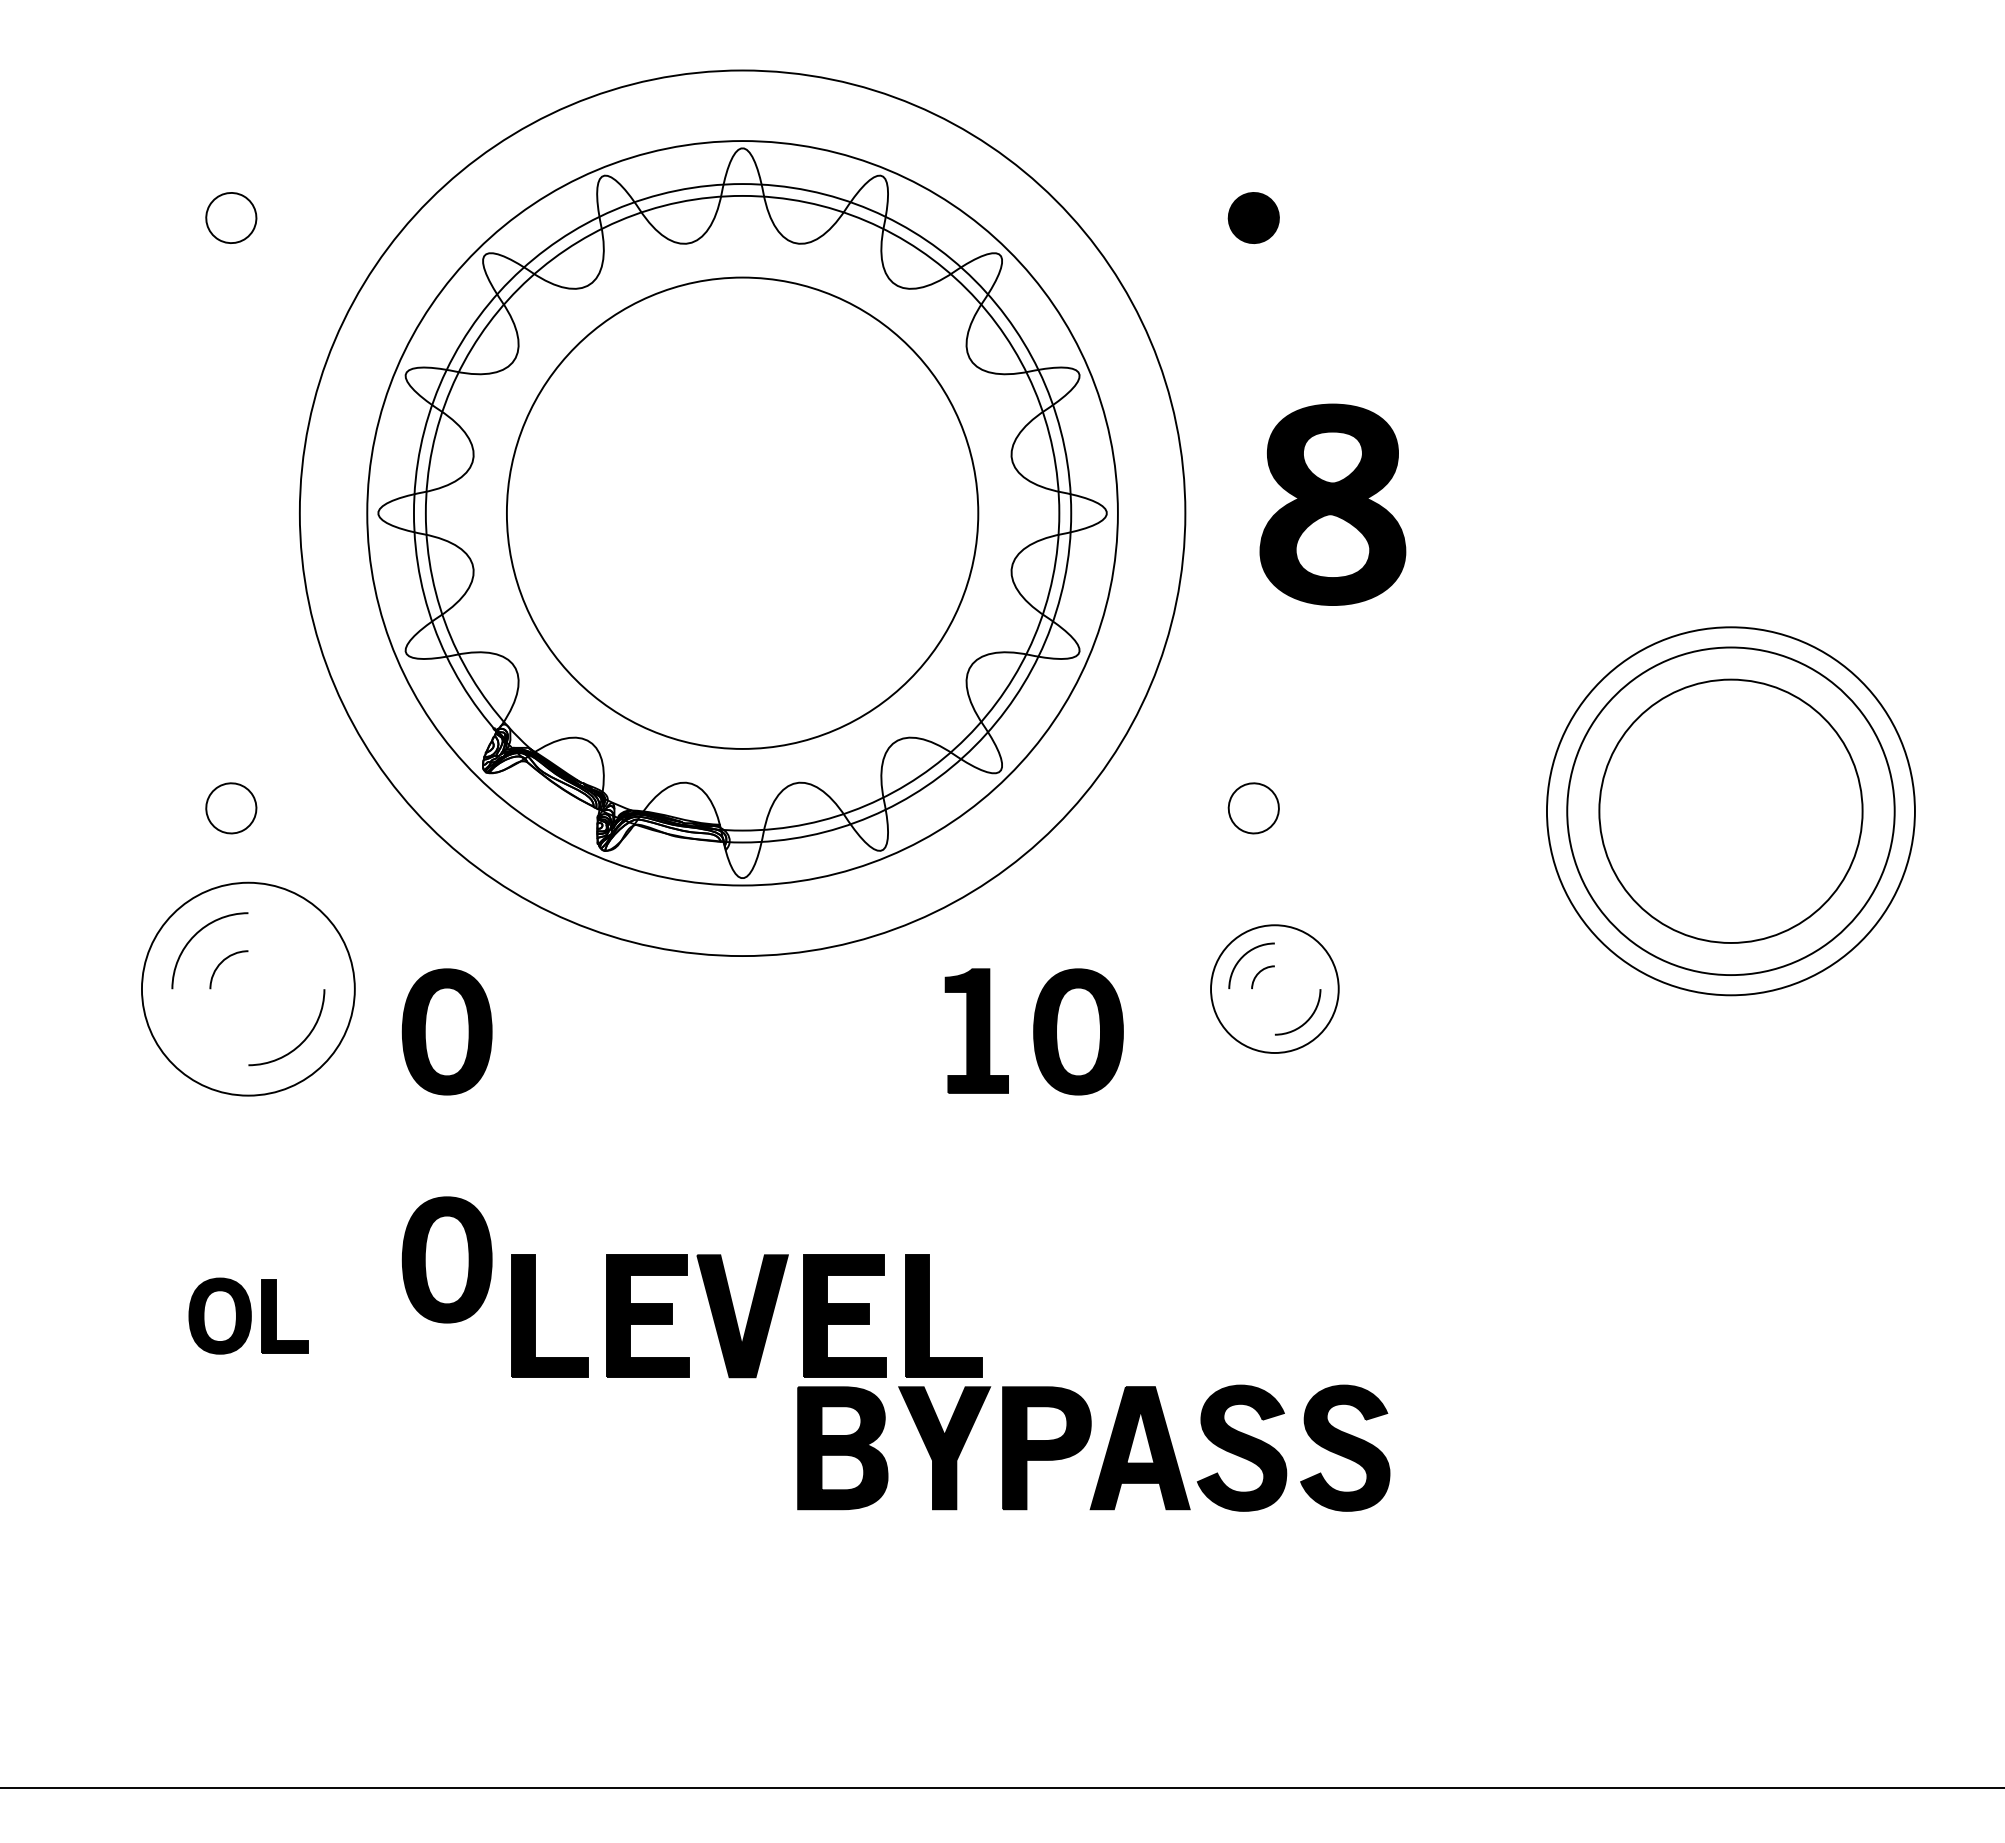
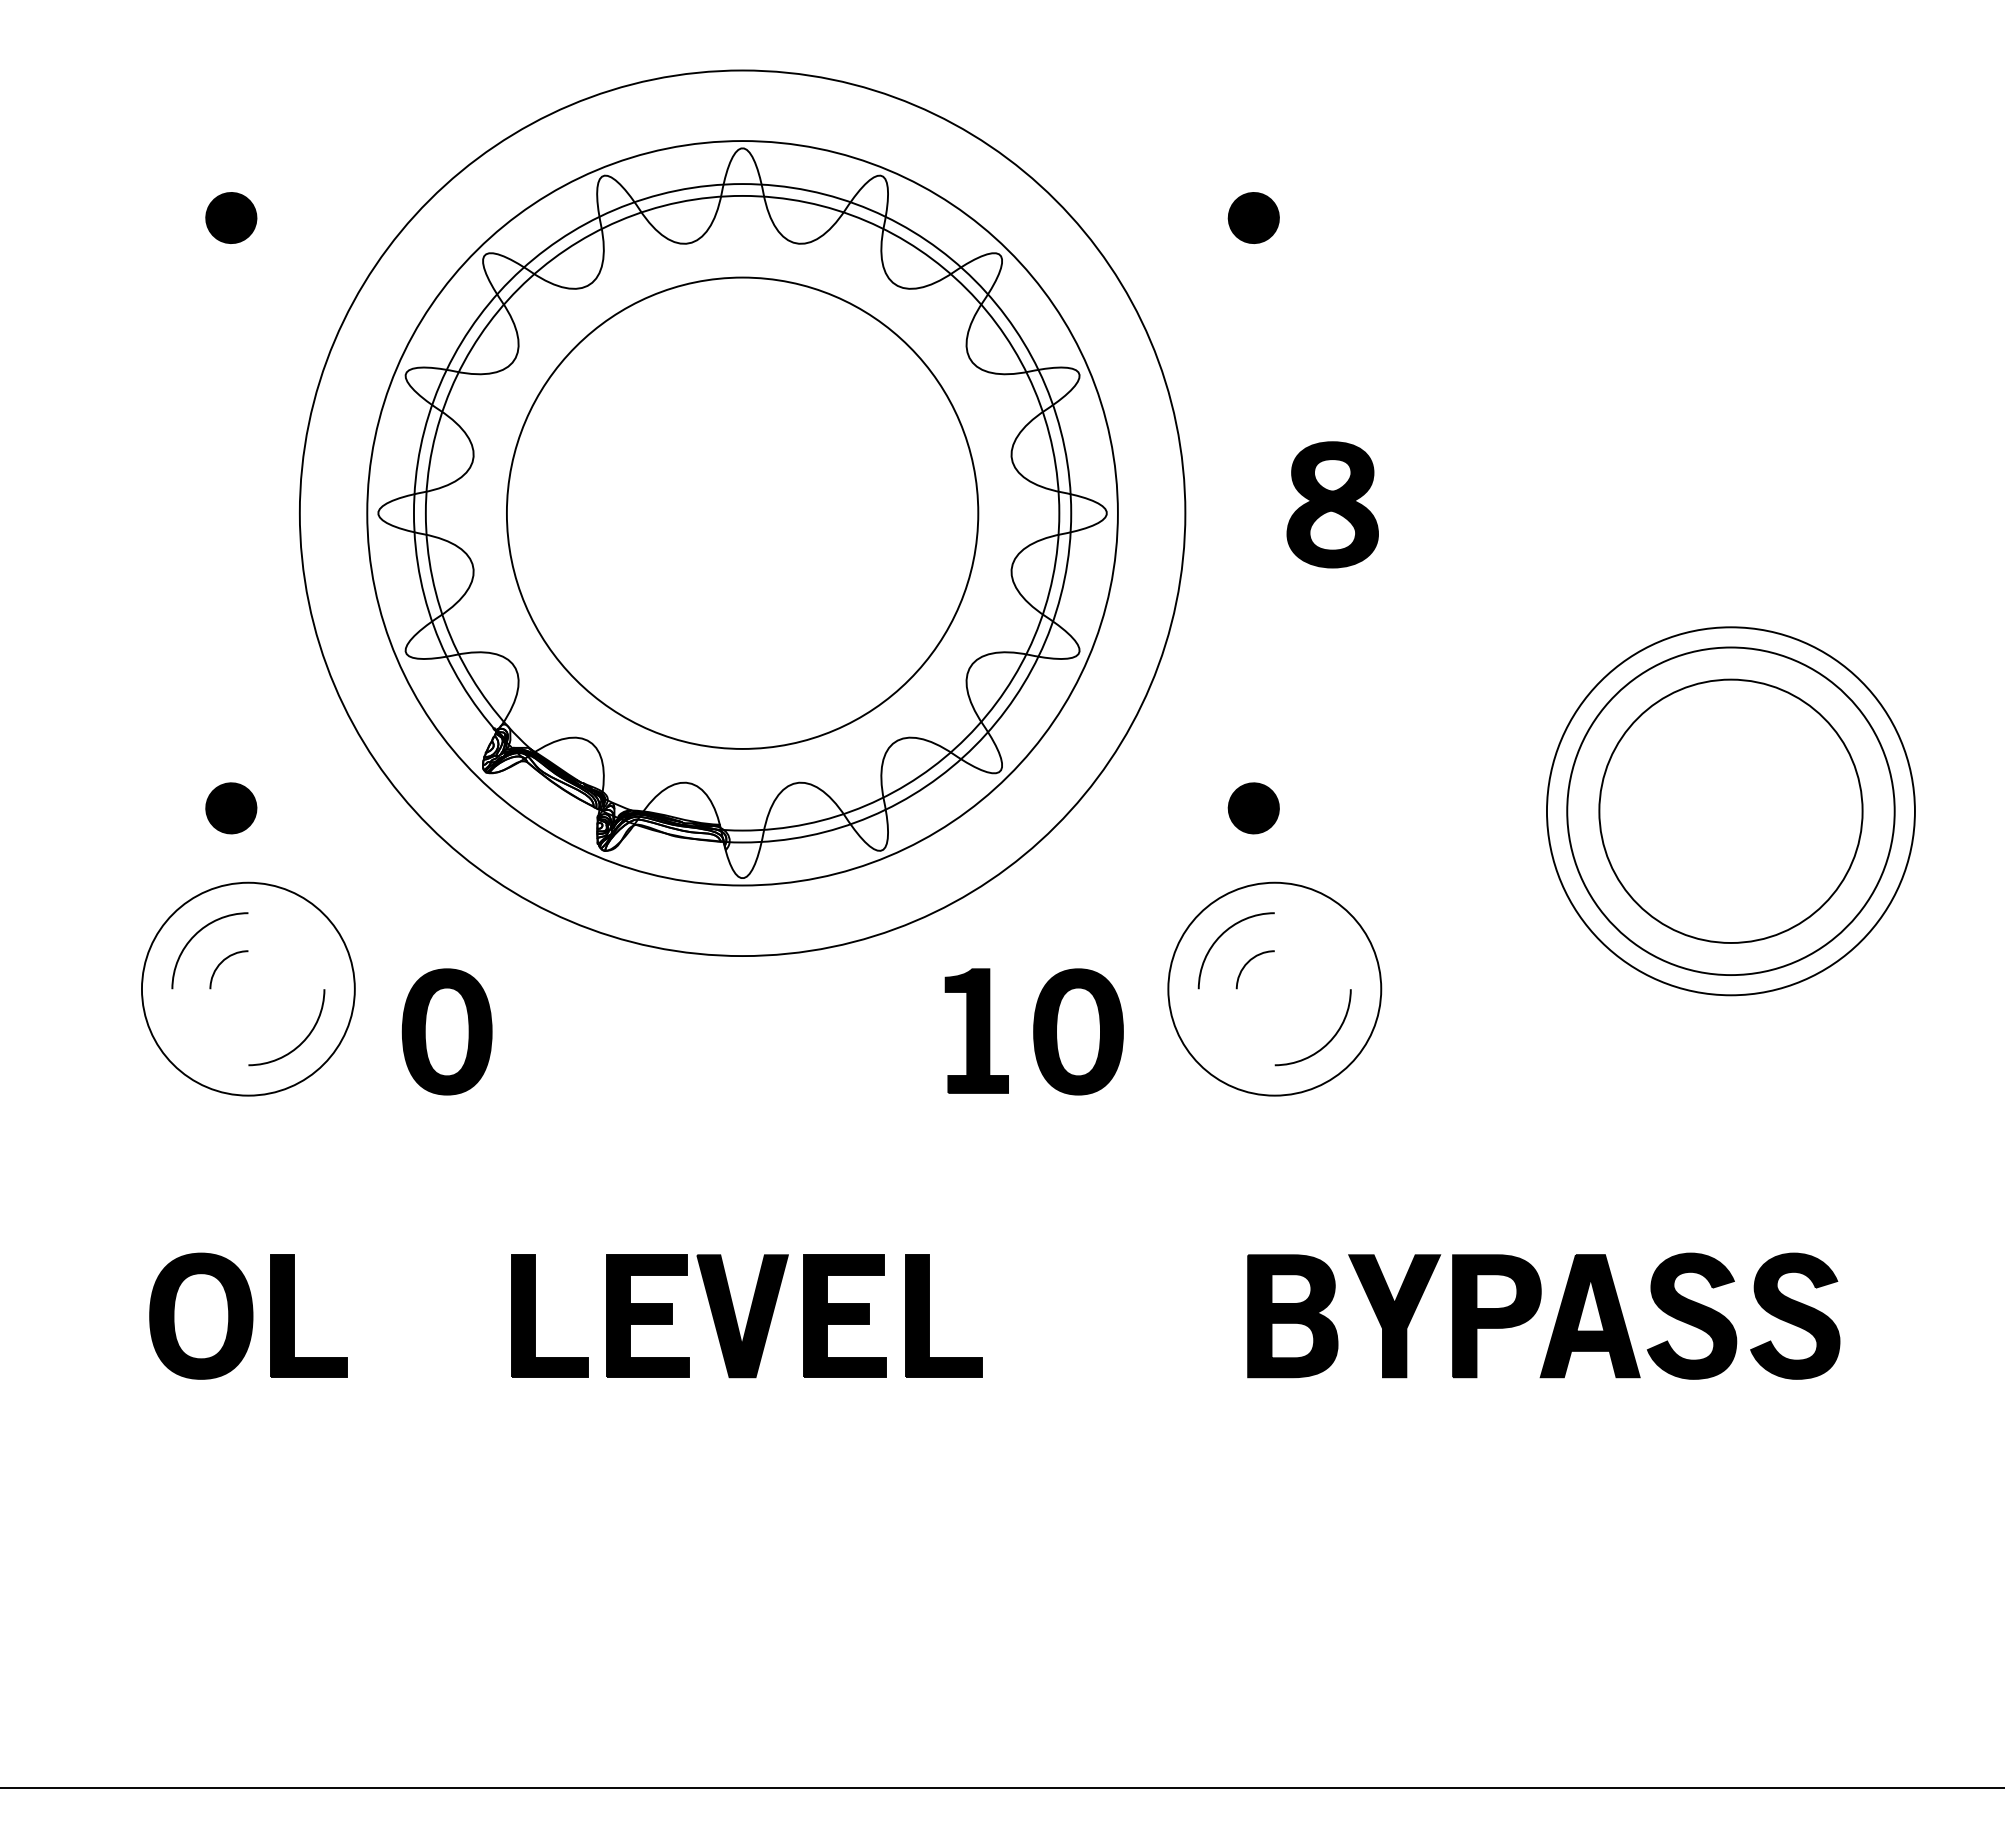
fill: none -> present (231, 218)
part size: 148x203 px -> 93x128 px (1332, 504)
fill: none -> present (231, 808)
fill: none -> present (1253, 808)
part size: 130x130 px -> 216x216 px (1274, 988)
part: present -> none (446, 1259)
part size: 121x78 px -> 199x128 px (248, 1315)
part position: (1086, 1444) -> (1536, 1312) (1536, 1312)
